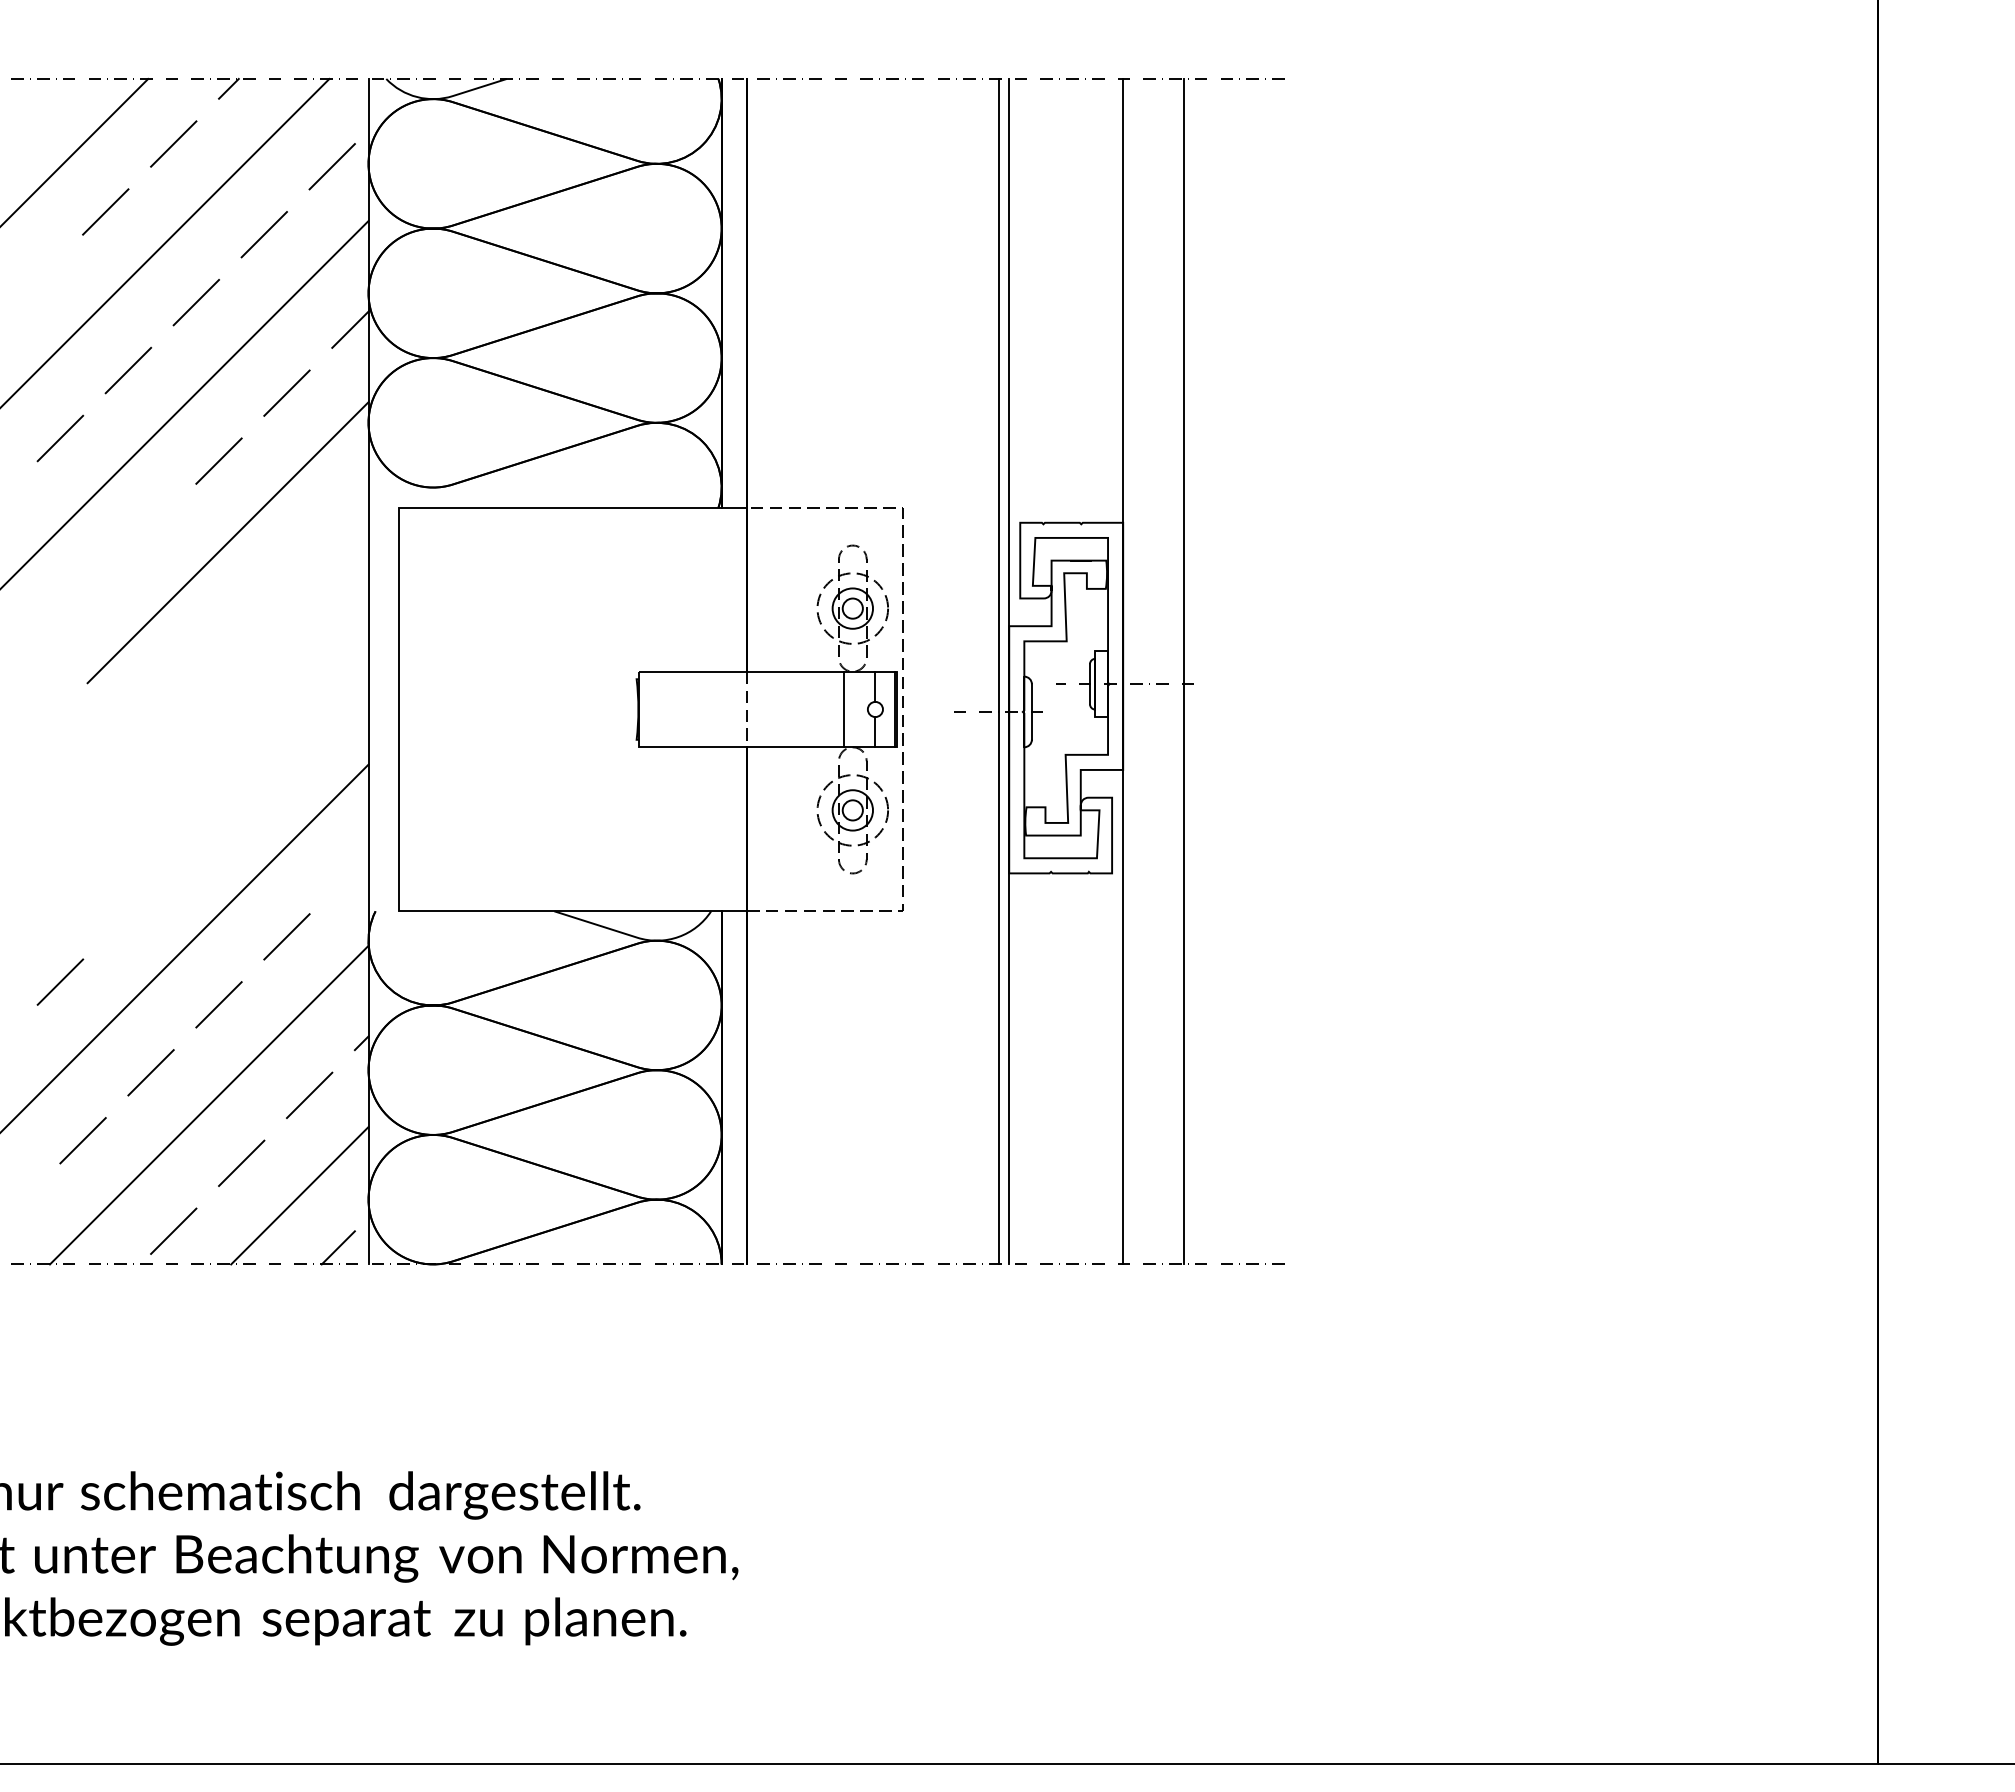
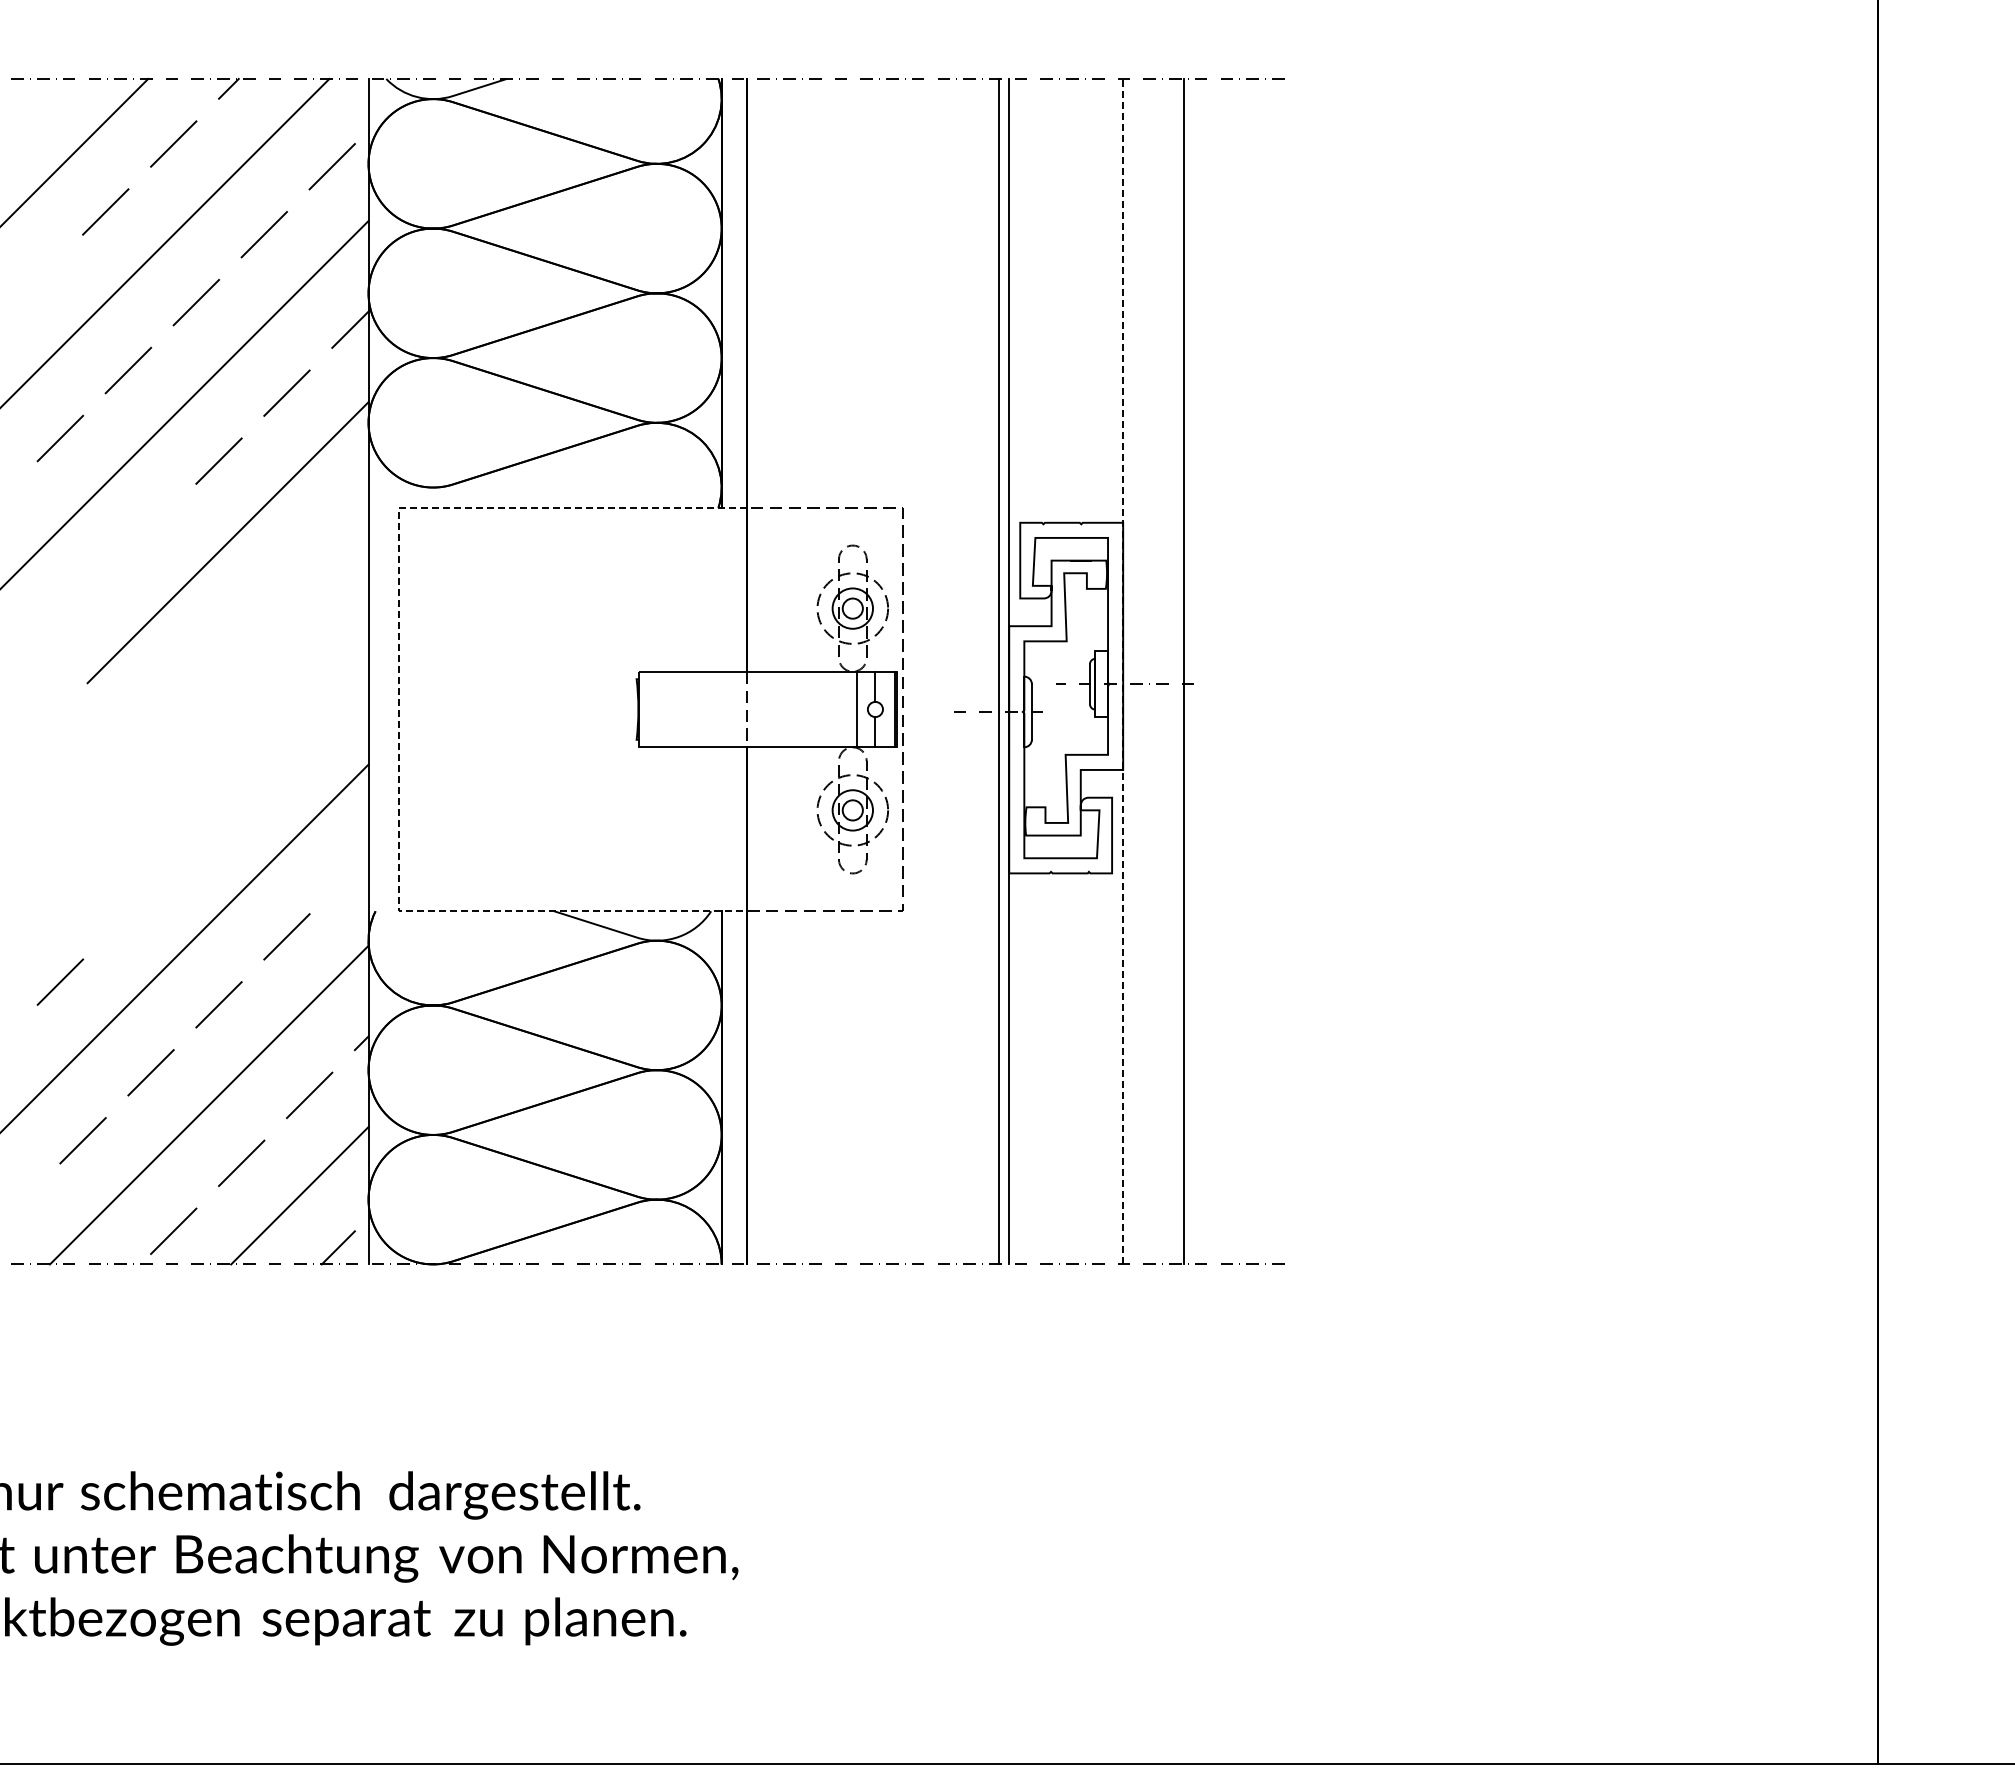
line: solid -> dashed (1123, 671)
line: solid -> dashed (398, 709)
line position: (843, 709) -> (856, 709) (856, 709)
